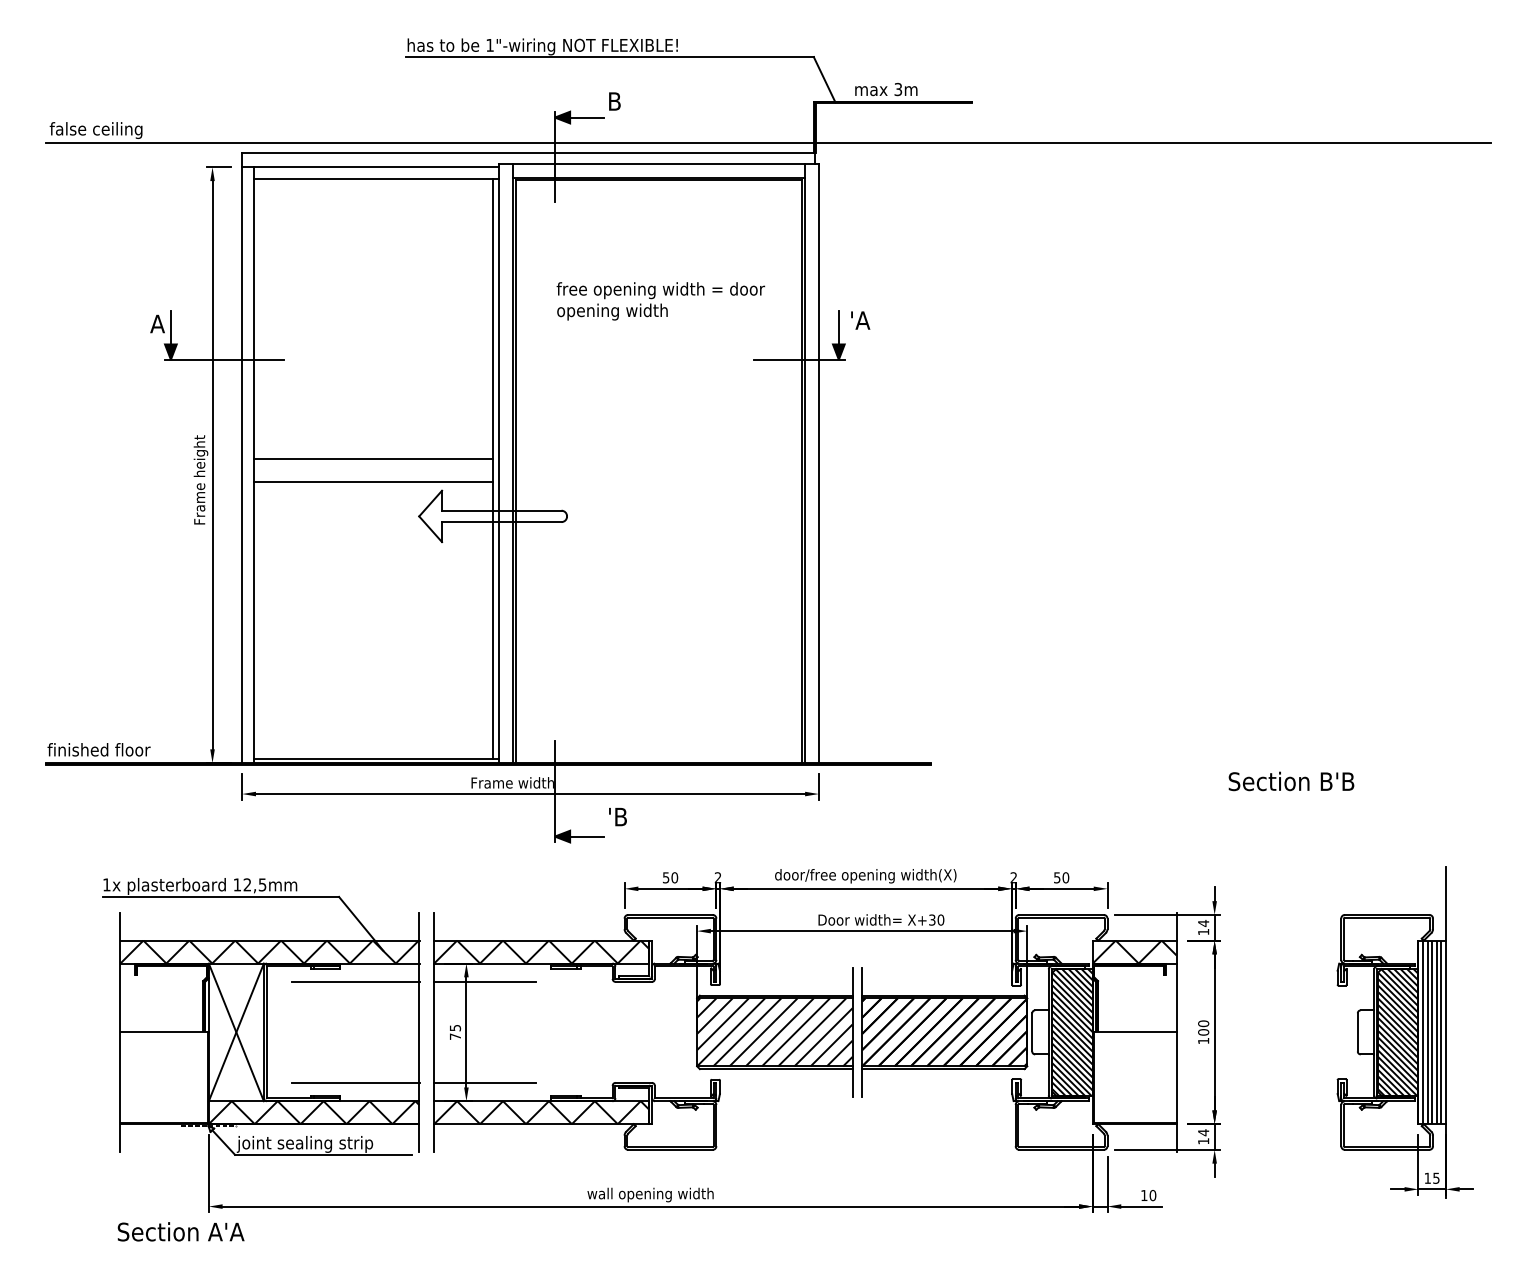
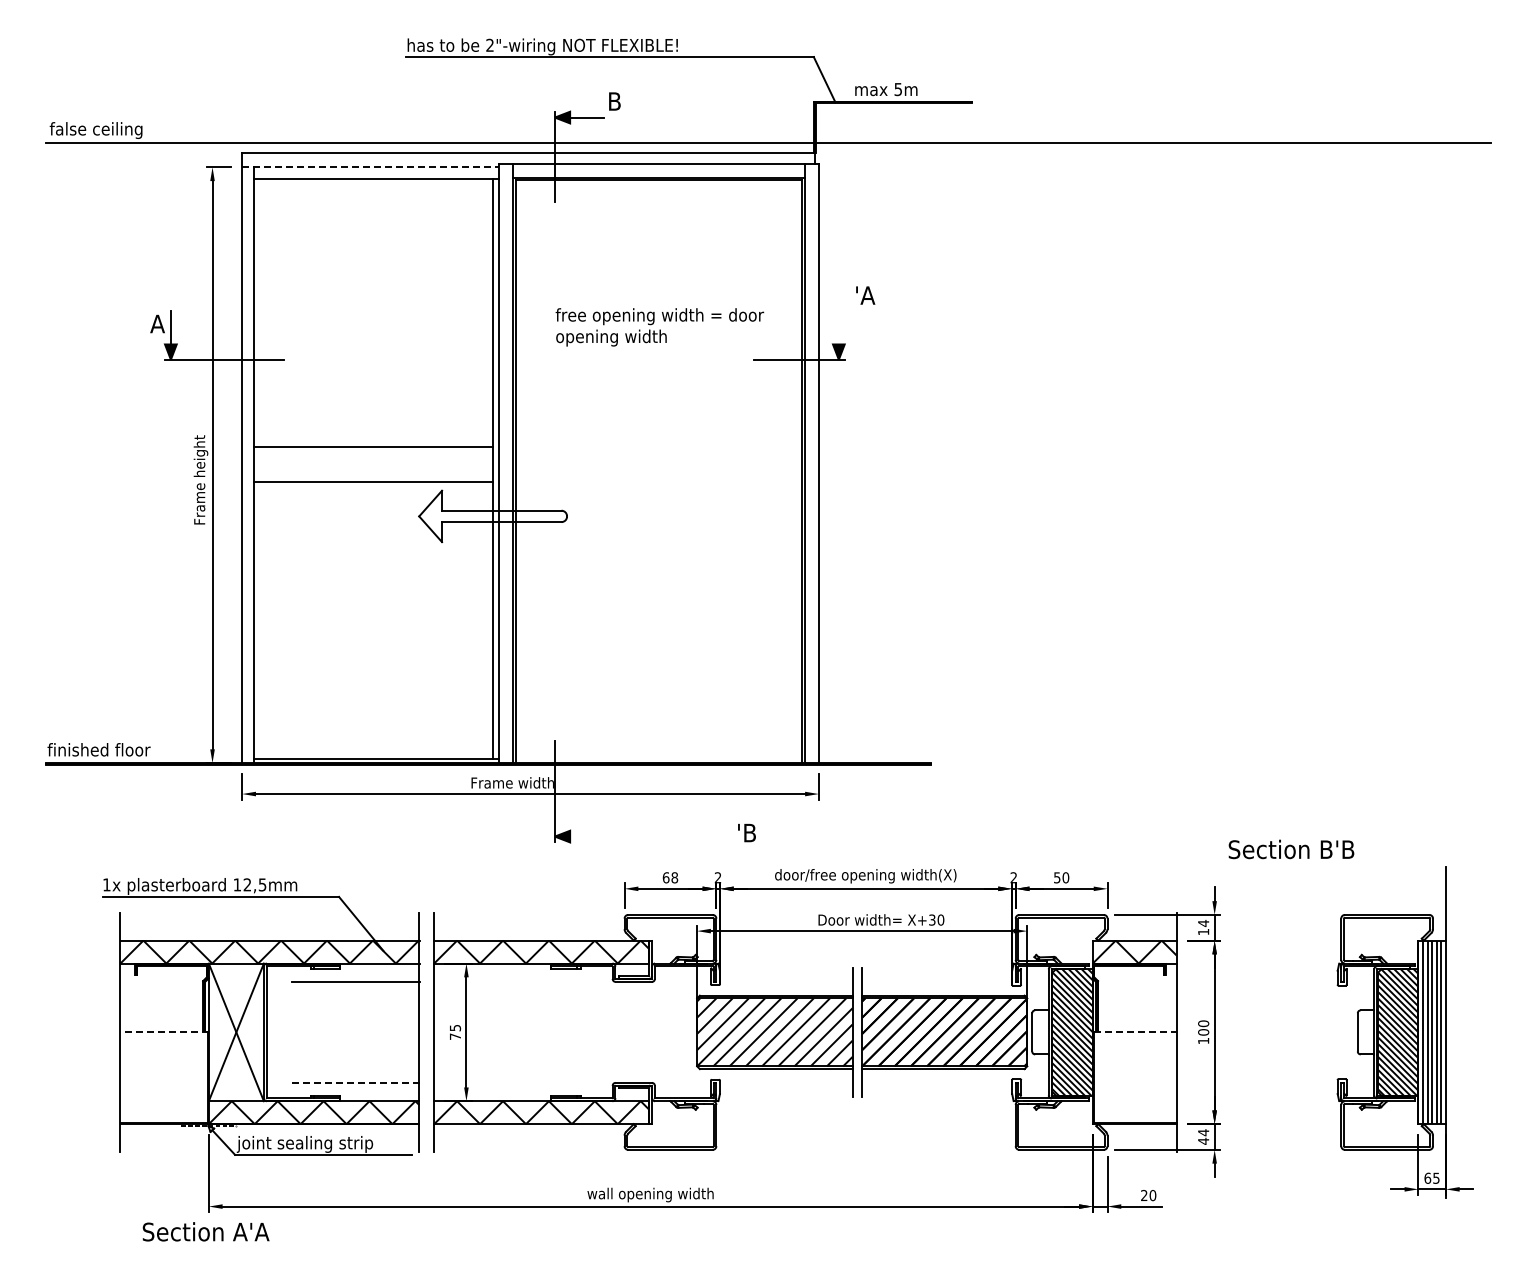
text: 1"-wiring -> 2"-wiring (489, 44)
text: 3m -> 5m (898, 88)
line: solid -> dashed (371, 167)
text position: (660, 301) -> (659, 327) (659, 327)
text position: (860, 320) -> (865, 295) (865, 295)
line: present -> none (838, 327)
line position: (373, 459) -> (373, 447) (373, 447)
text position: (1291, 781) -> (1291, 849) (1291, 849)
text position: (617, 817) -> (746, 833) (746, 833)
line: present -> none (586, 836)
text: 50 -> 68 (670, 877)
line: present -> none (485, 981)
line: solid -> dashed (164, 1032)
line: solid -> dashed (1135, 1032)
line: solid -> dashed (355, 1082)
line: present -> none (485, 1082)
text: 14 -> 44 (1203, 1140)
text: 15 -> 65 (1427, 1177)
text: 10 -> 20 (1144, 1194)
text position: (180, 1231) -> (205, 1231) (205, 1231)
